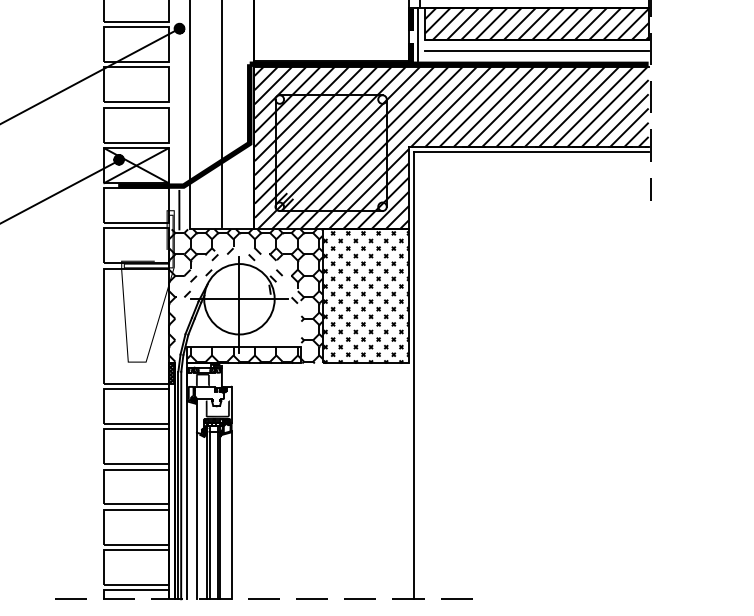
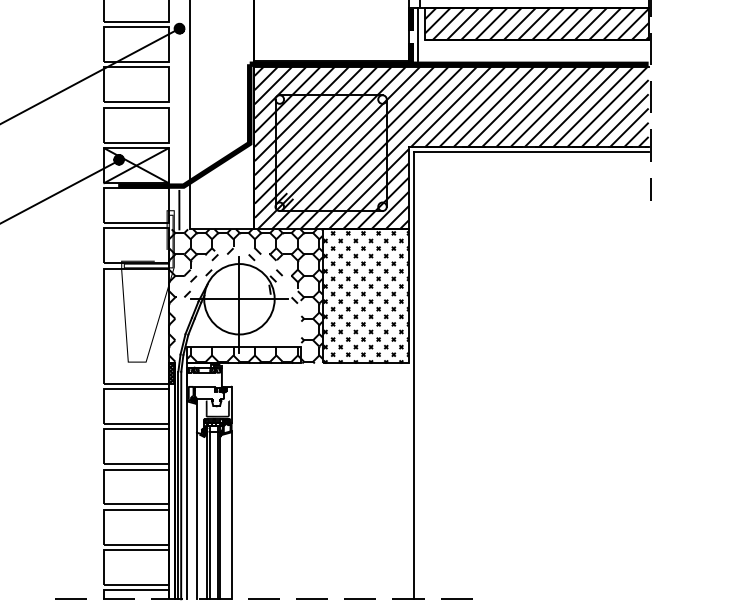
line: present -> none (536, 50)
line: present -> none (222, 114)
hatch: present -> none (202, 379)
